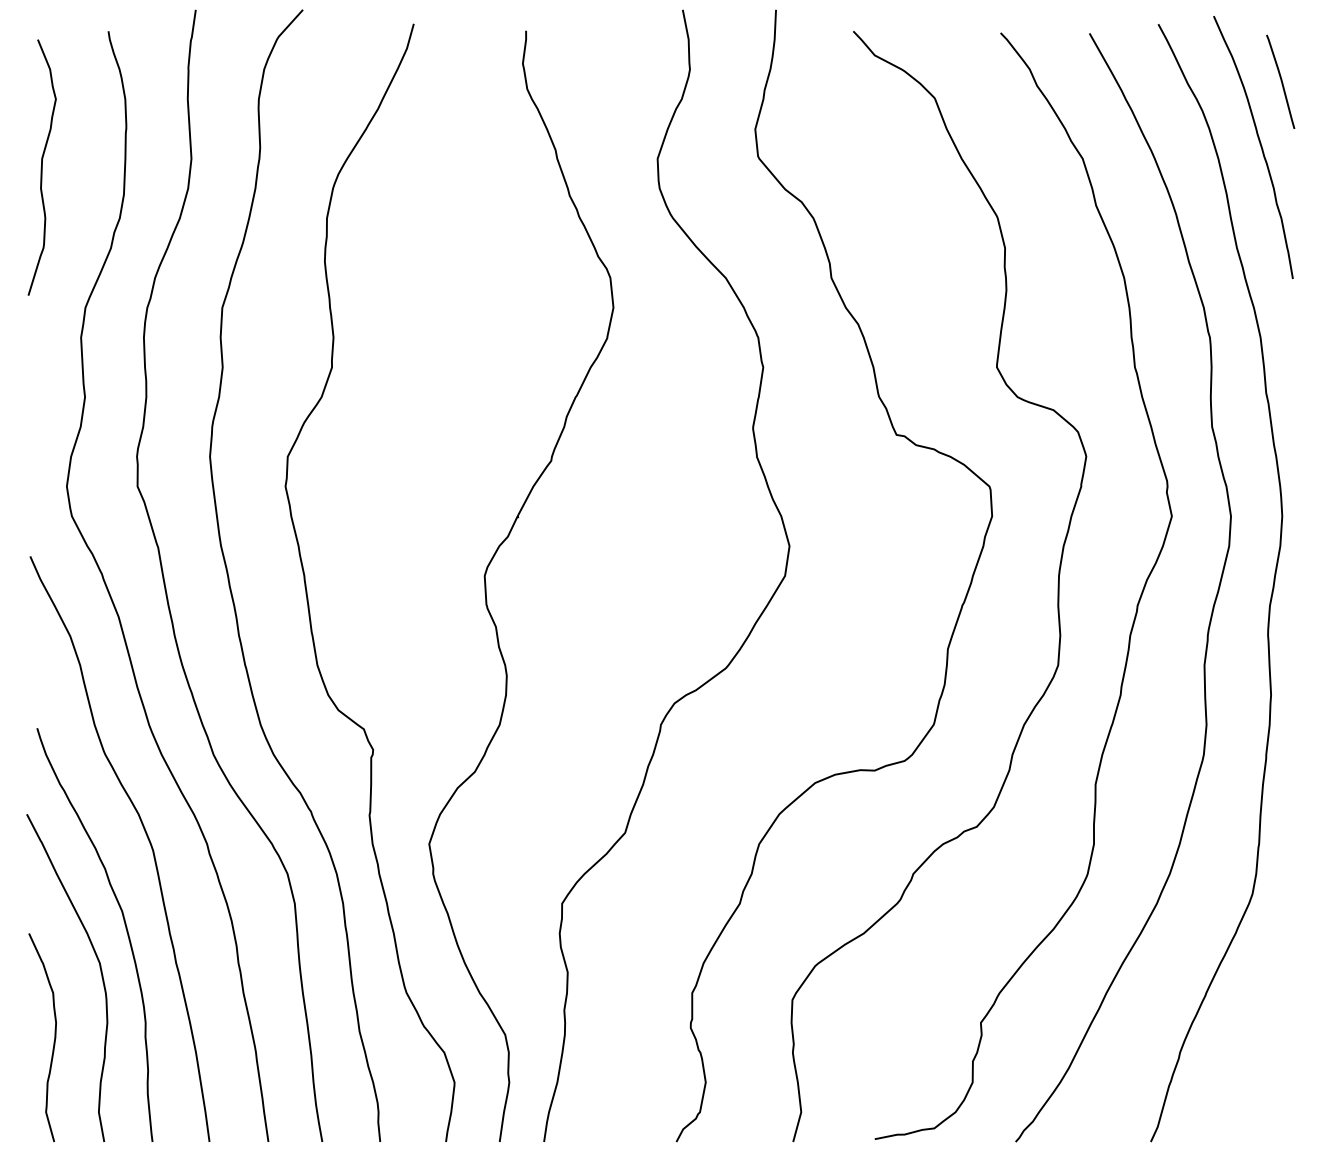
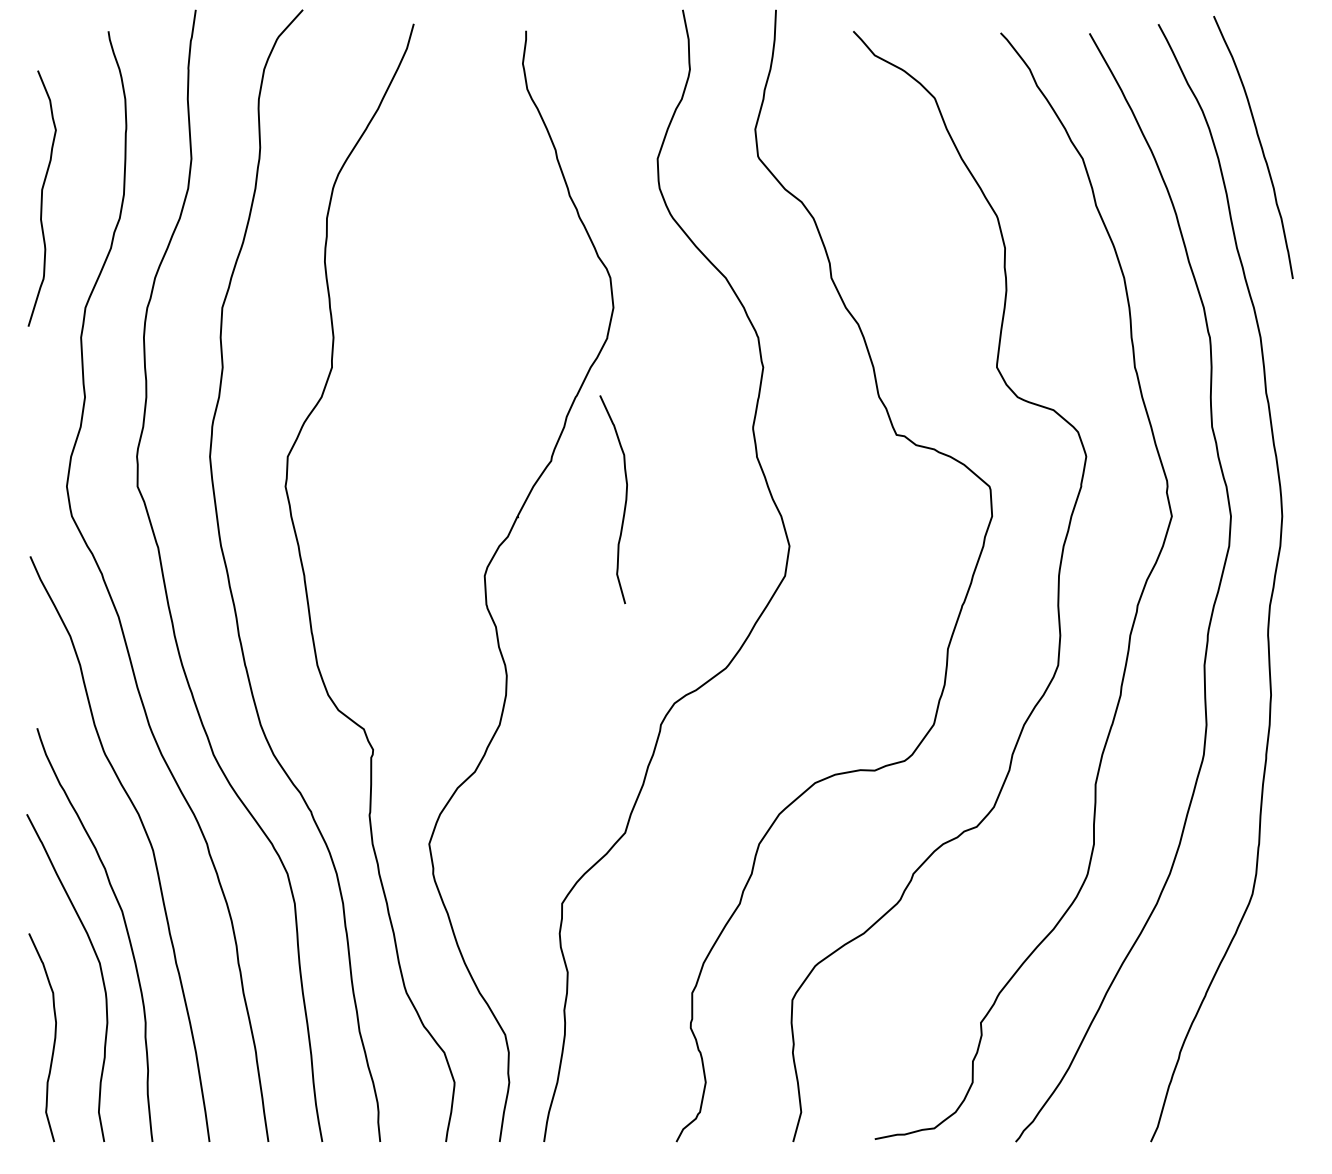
curve: present -> none (1280, 80)
curve position: (41, 167) -> (41, 198) (41, 198)
curve: none -> present (624, 503)
